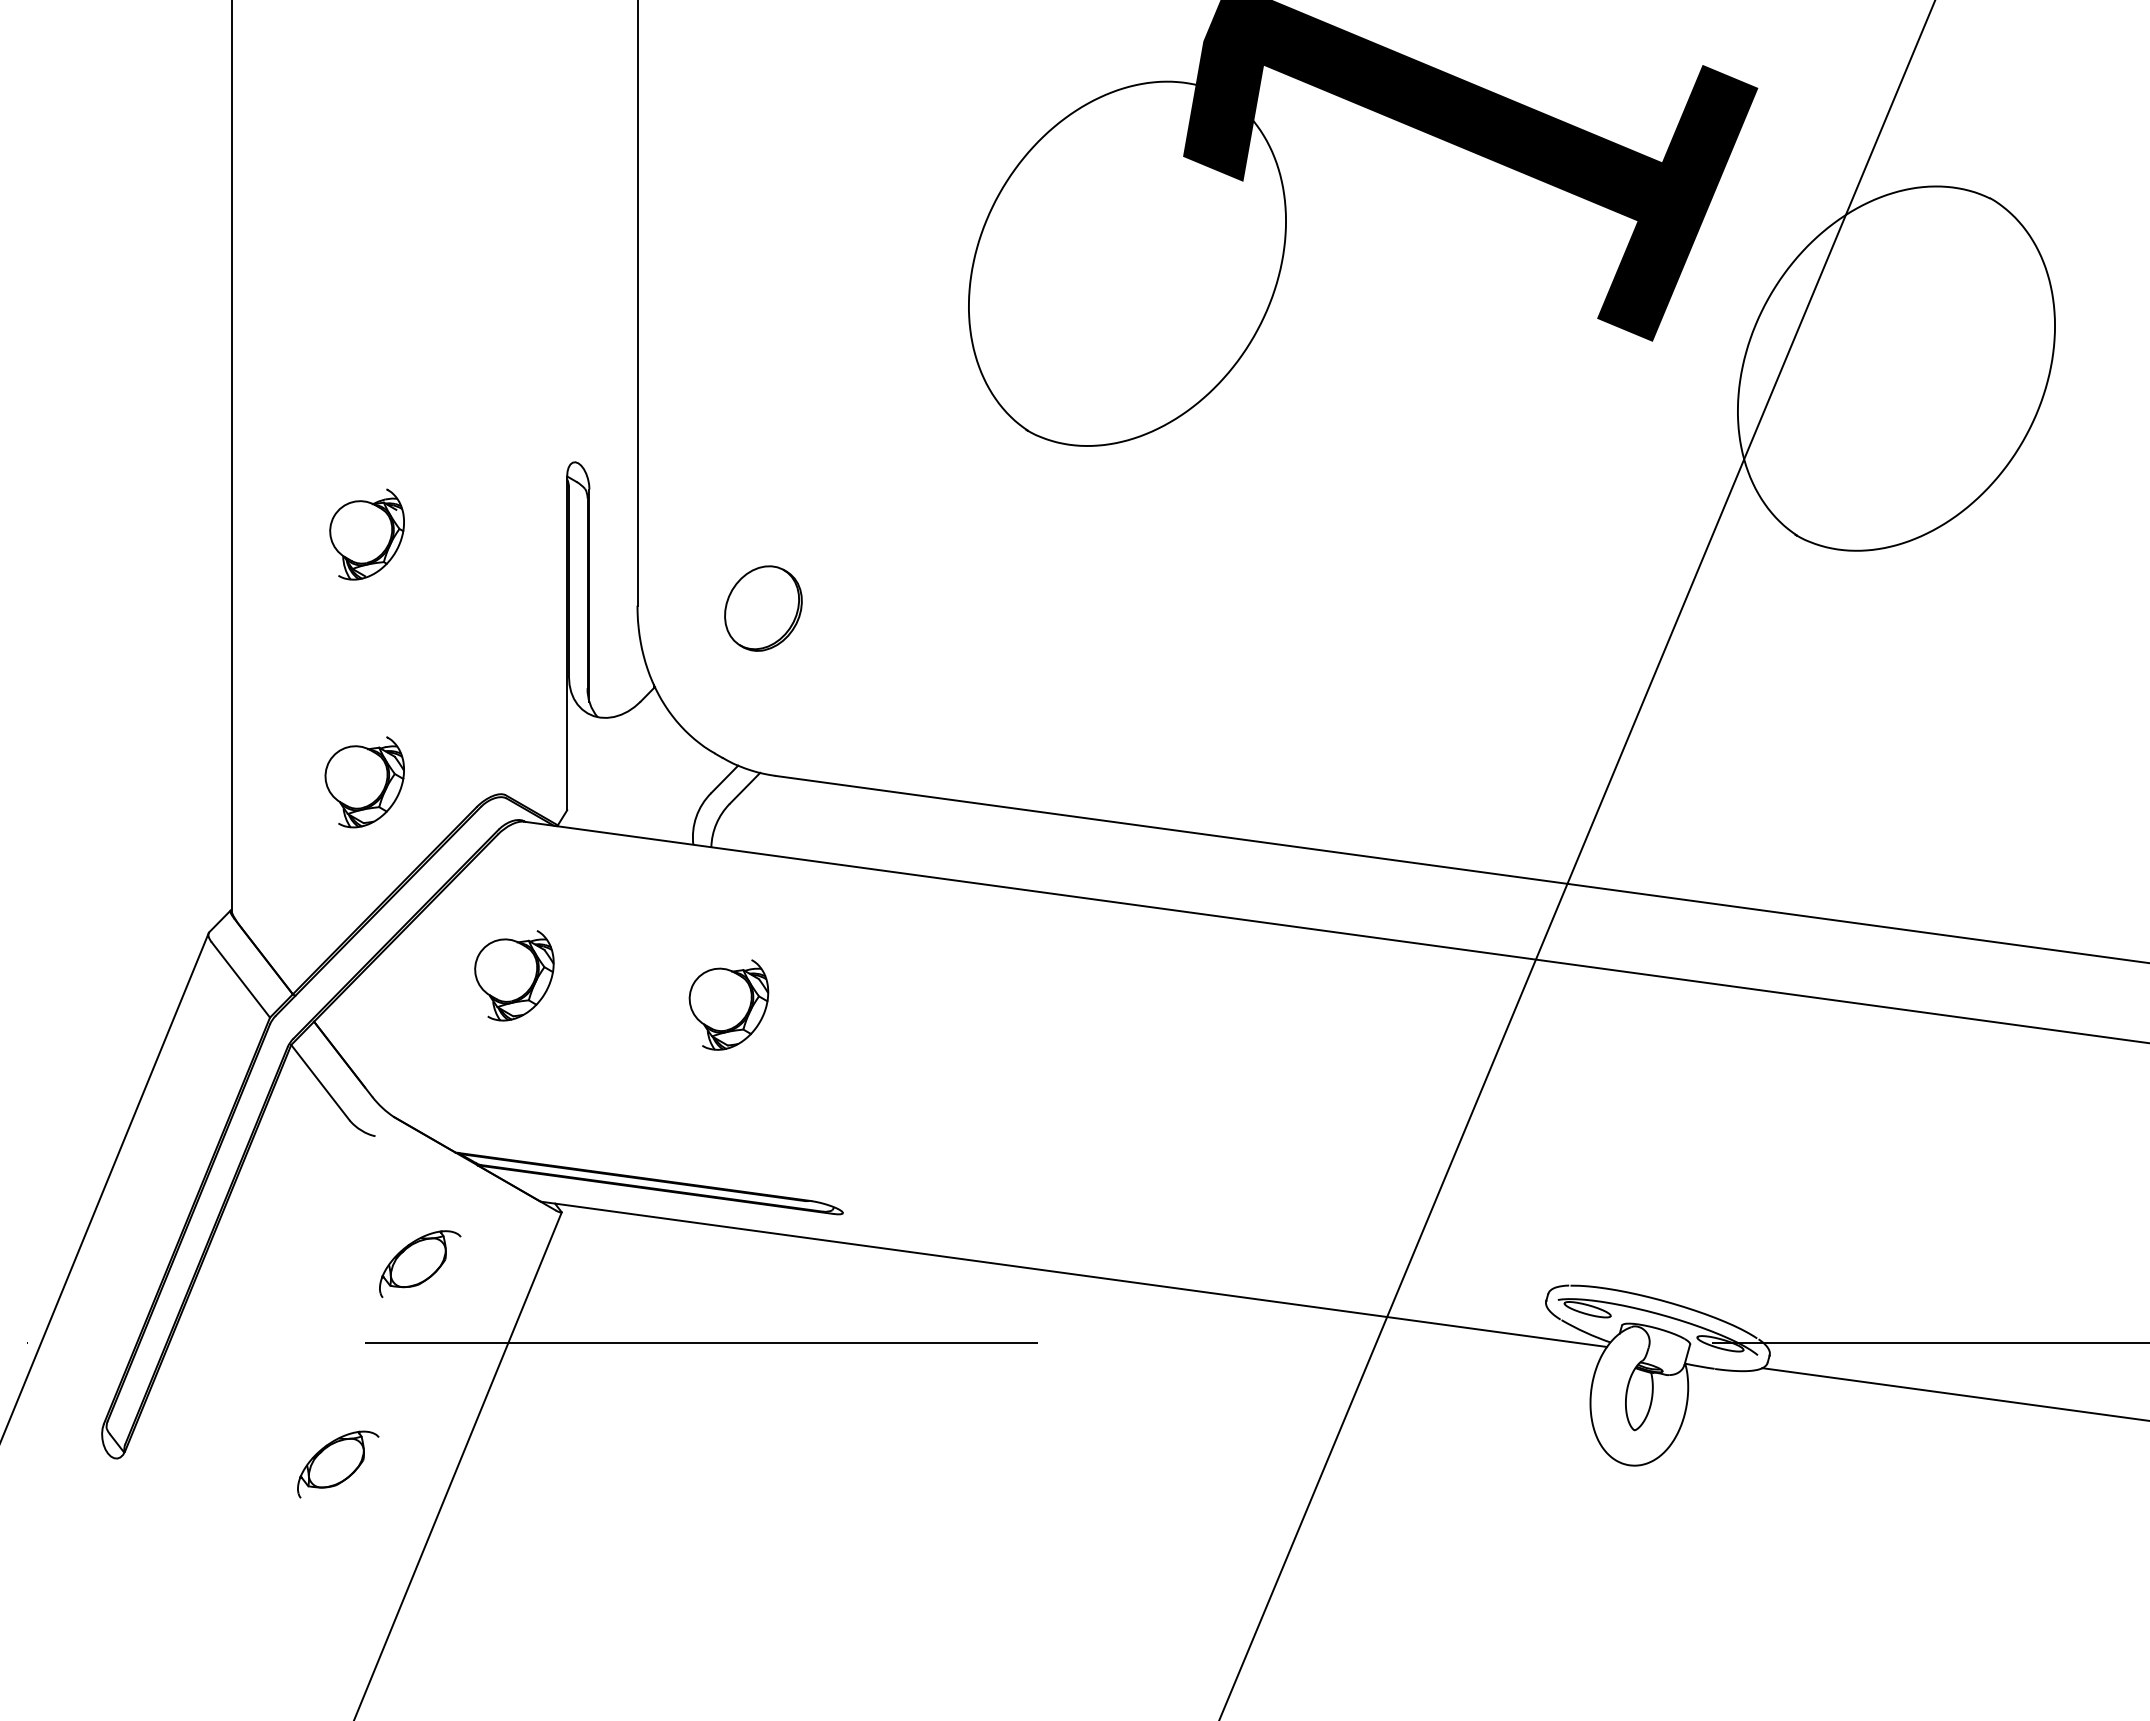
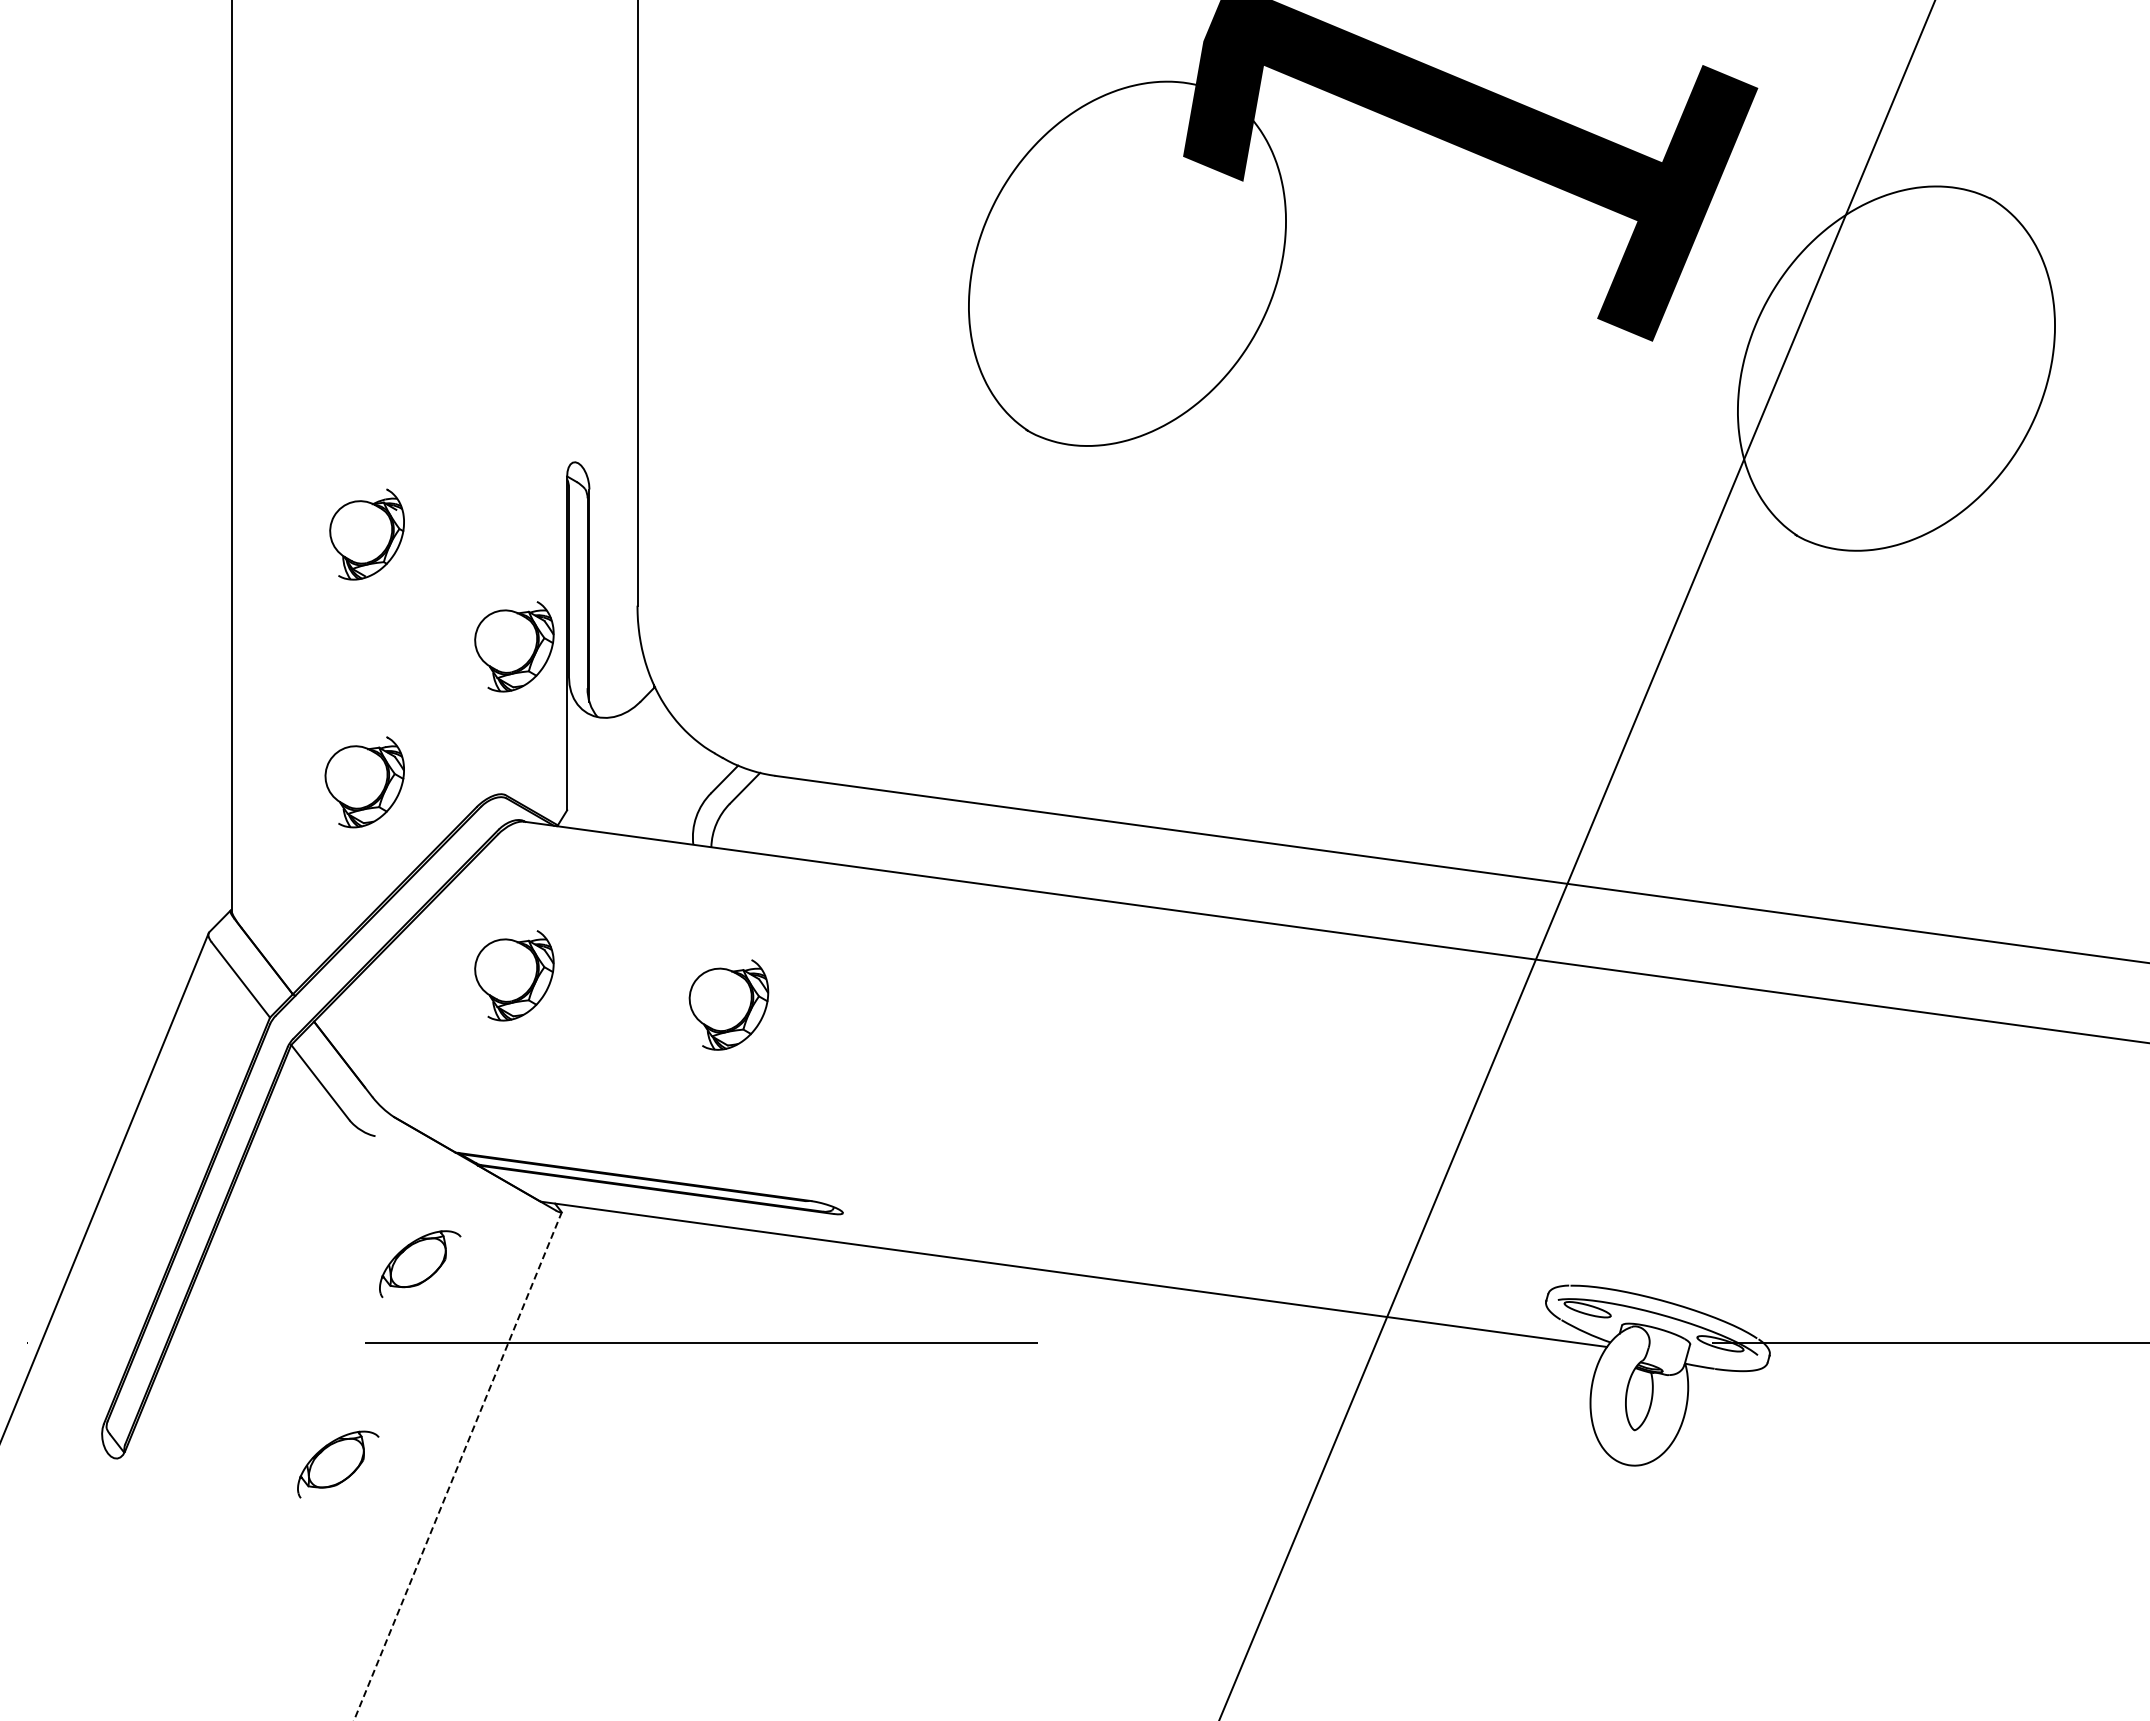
part: present -> none (763, 608)
part: none -> present (514, 646)
line: present -> none (1954, 1394)
line: solid -> dashed (458, 1465)
